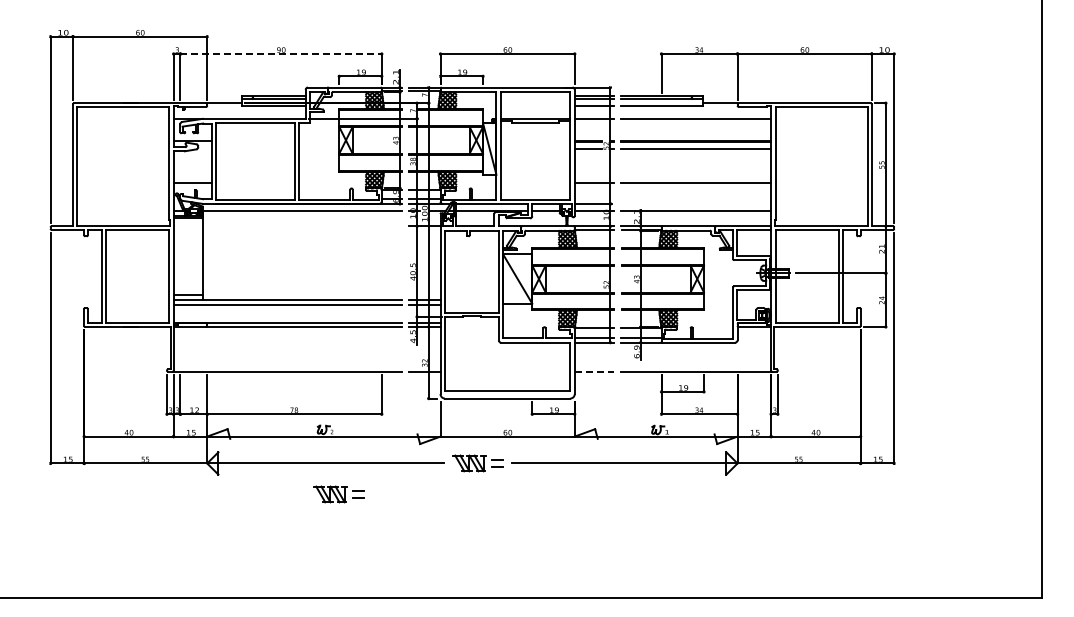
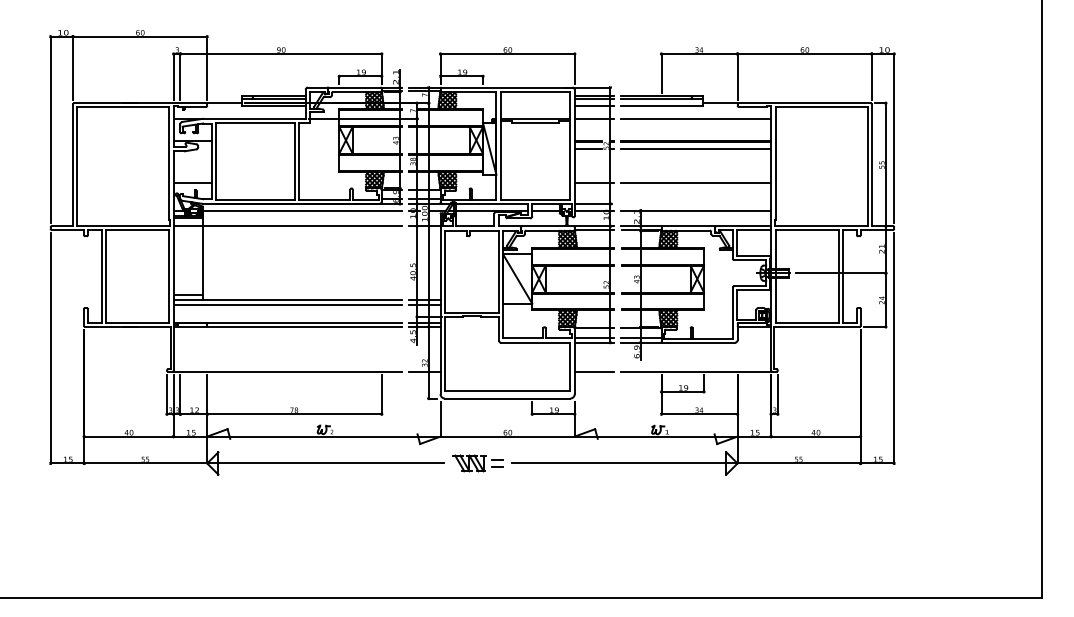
line: dashed -> solid (281, 53)
line: none -> present (287, 226)
line: dashed -> solid (594, 371)
part: present -> none (338, 494)
